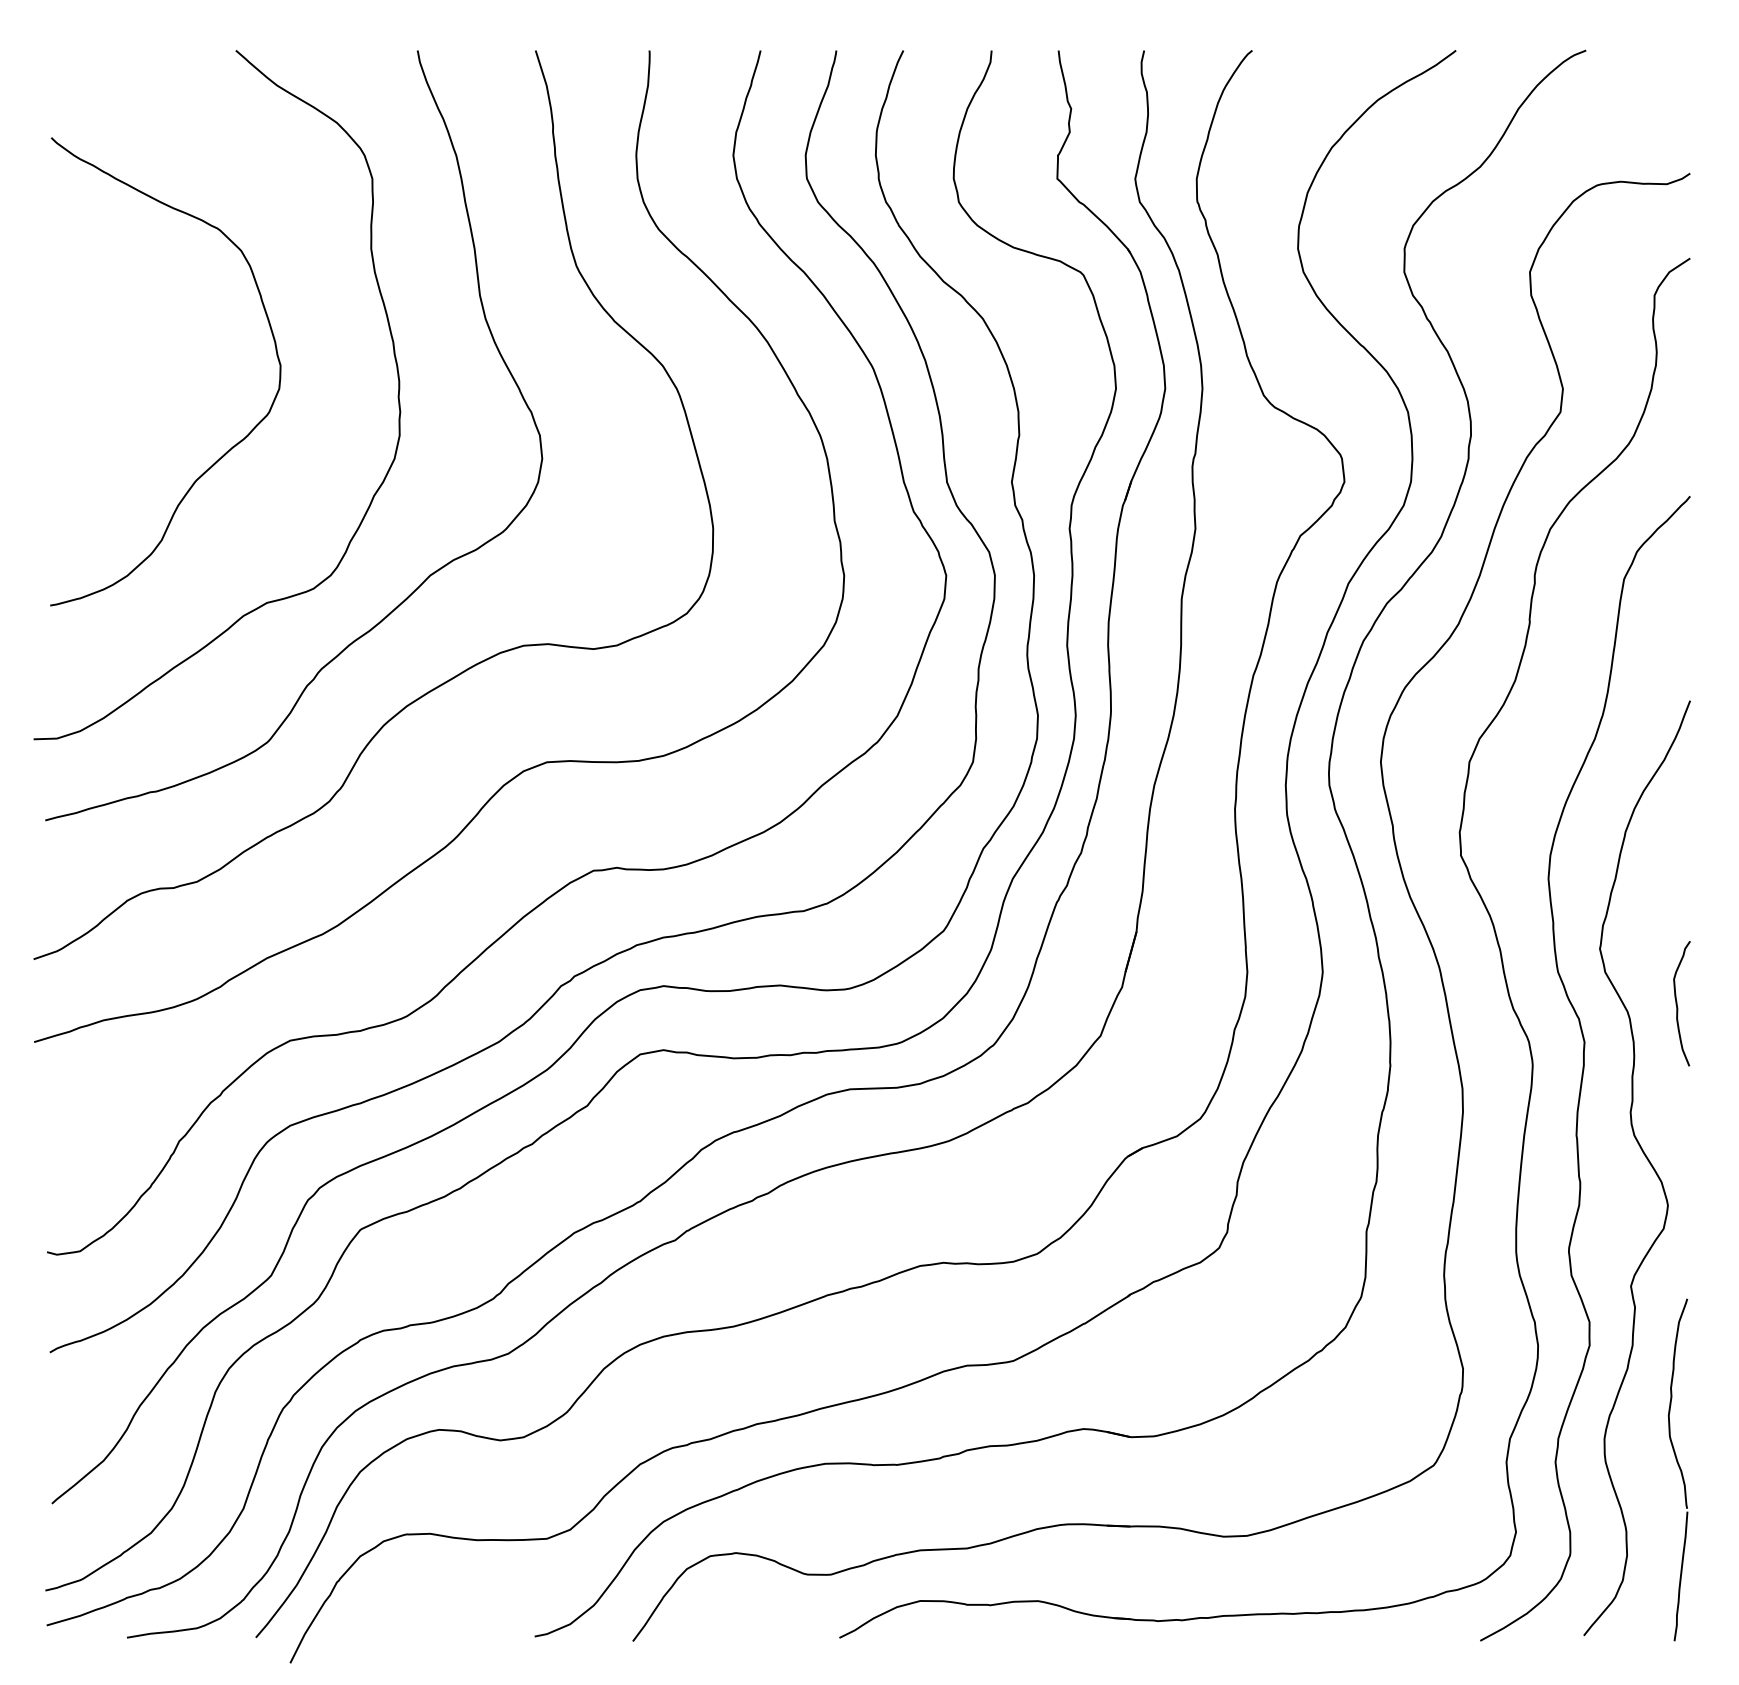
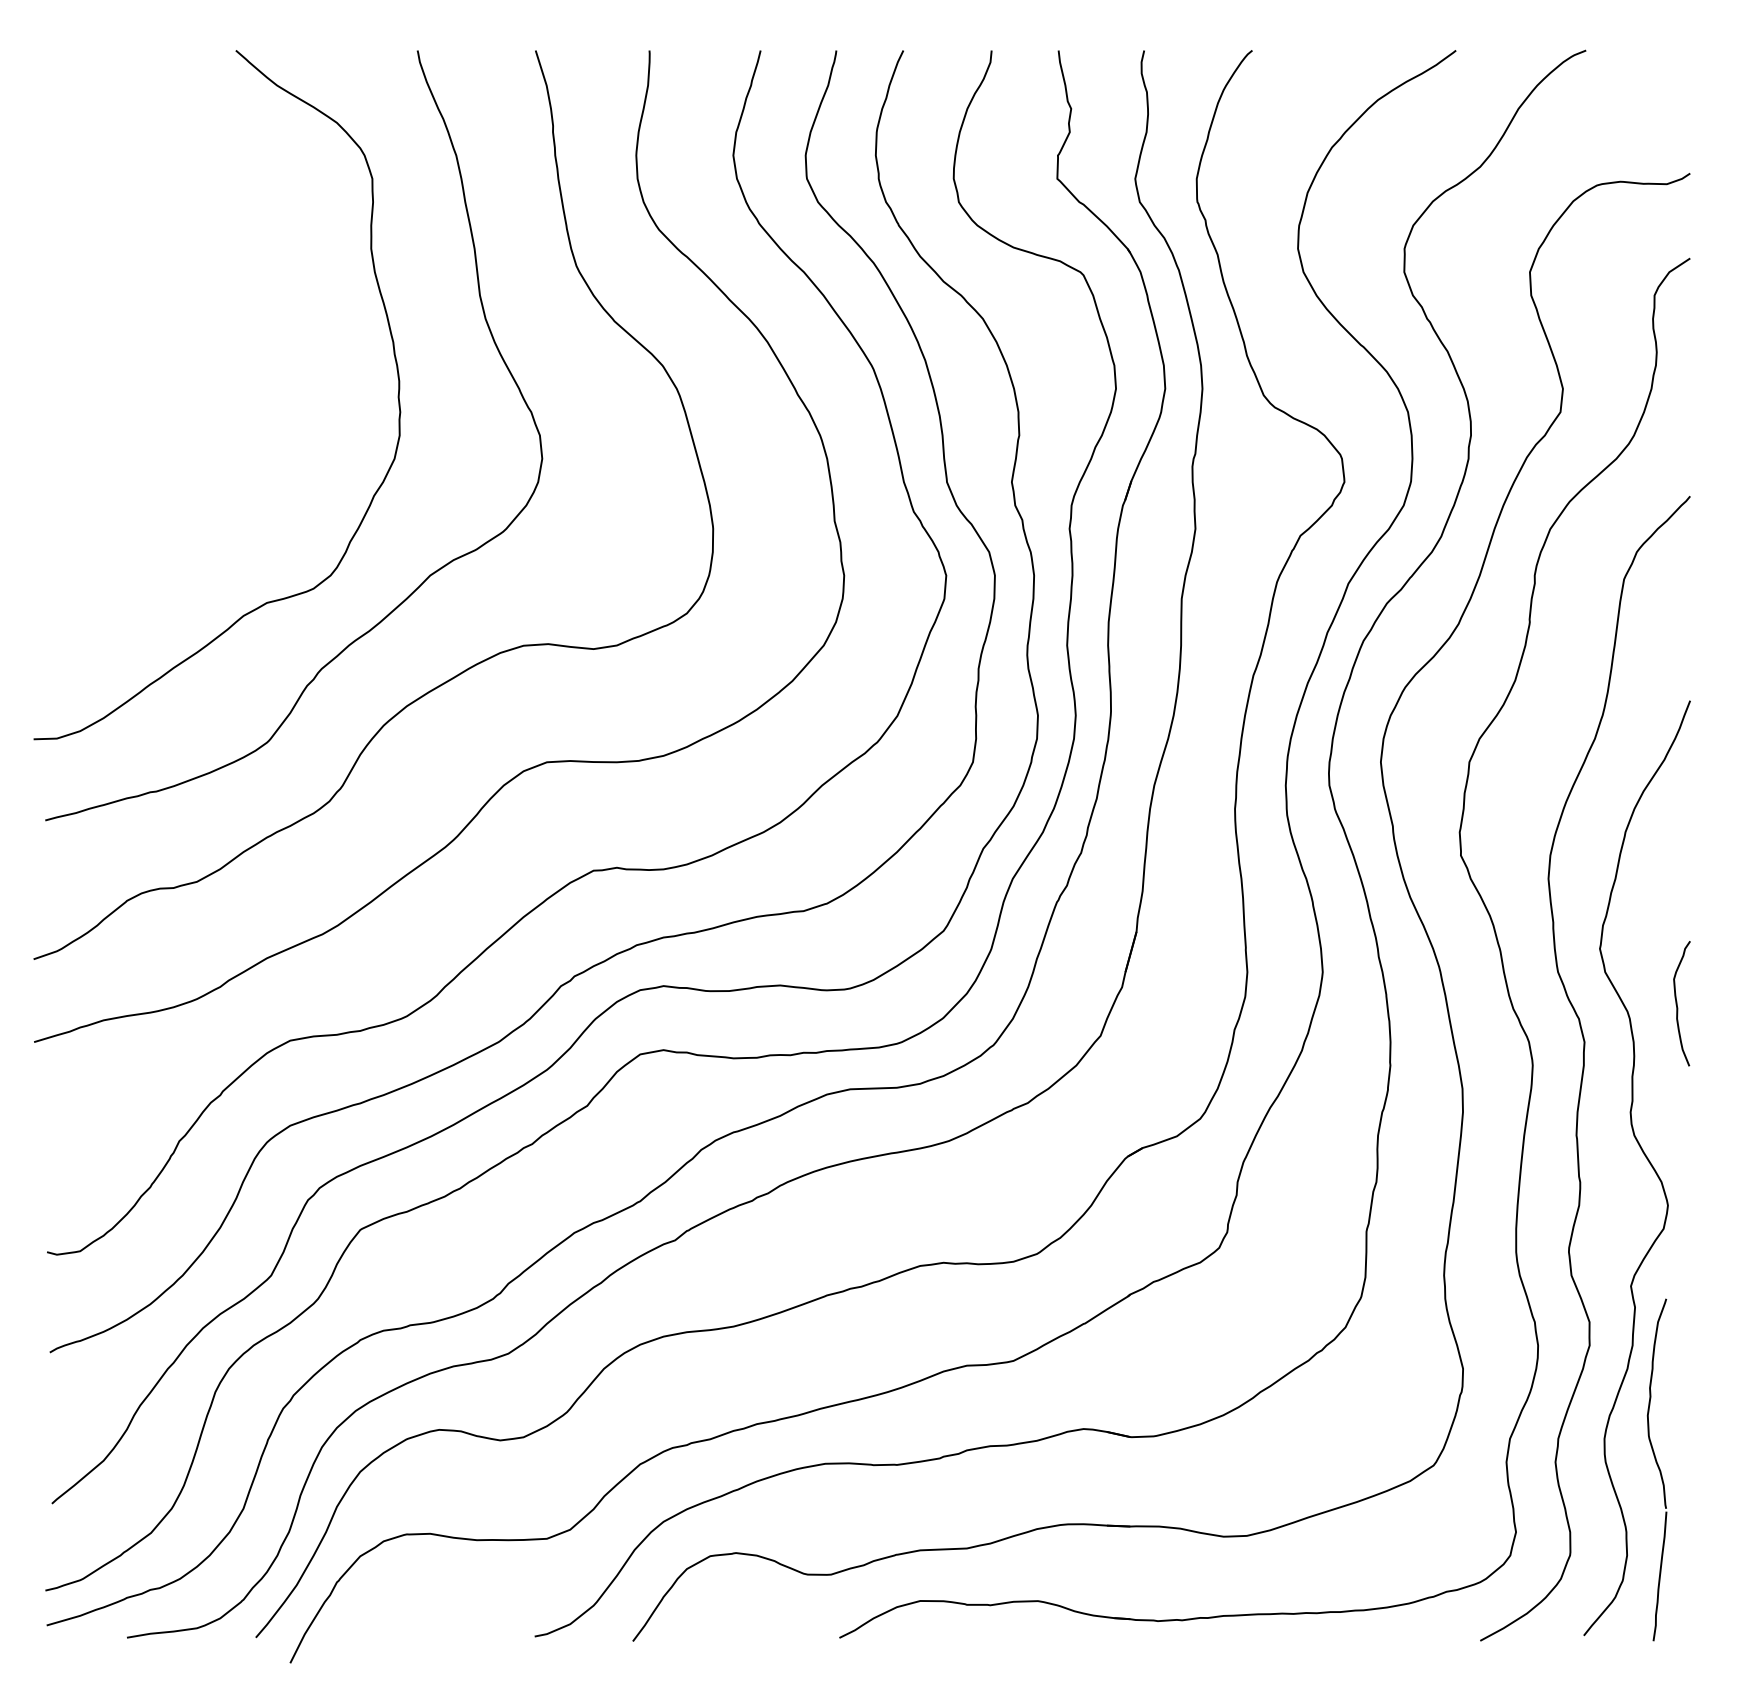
curve: present -> none (227, 450)
part position: (1677, 1469) -> (1656, 1469) (1656, 1469)
